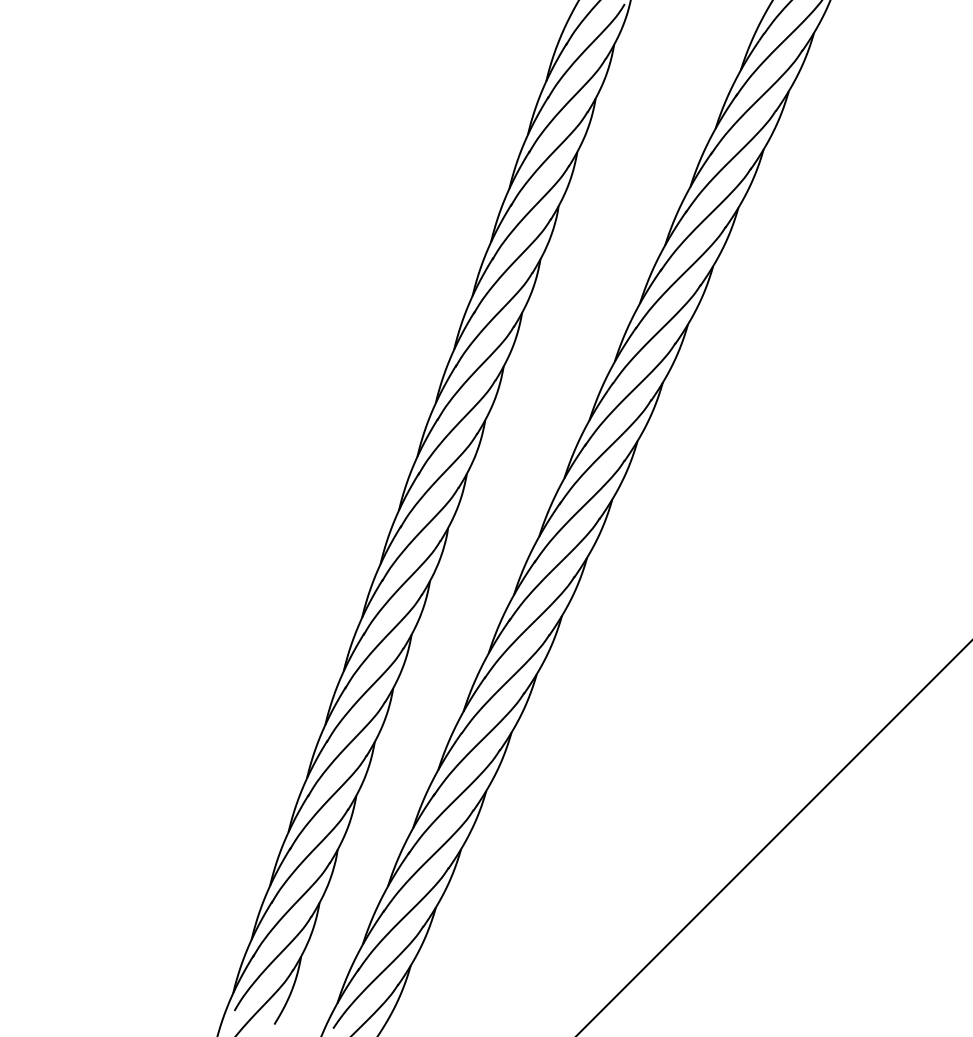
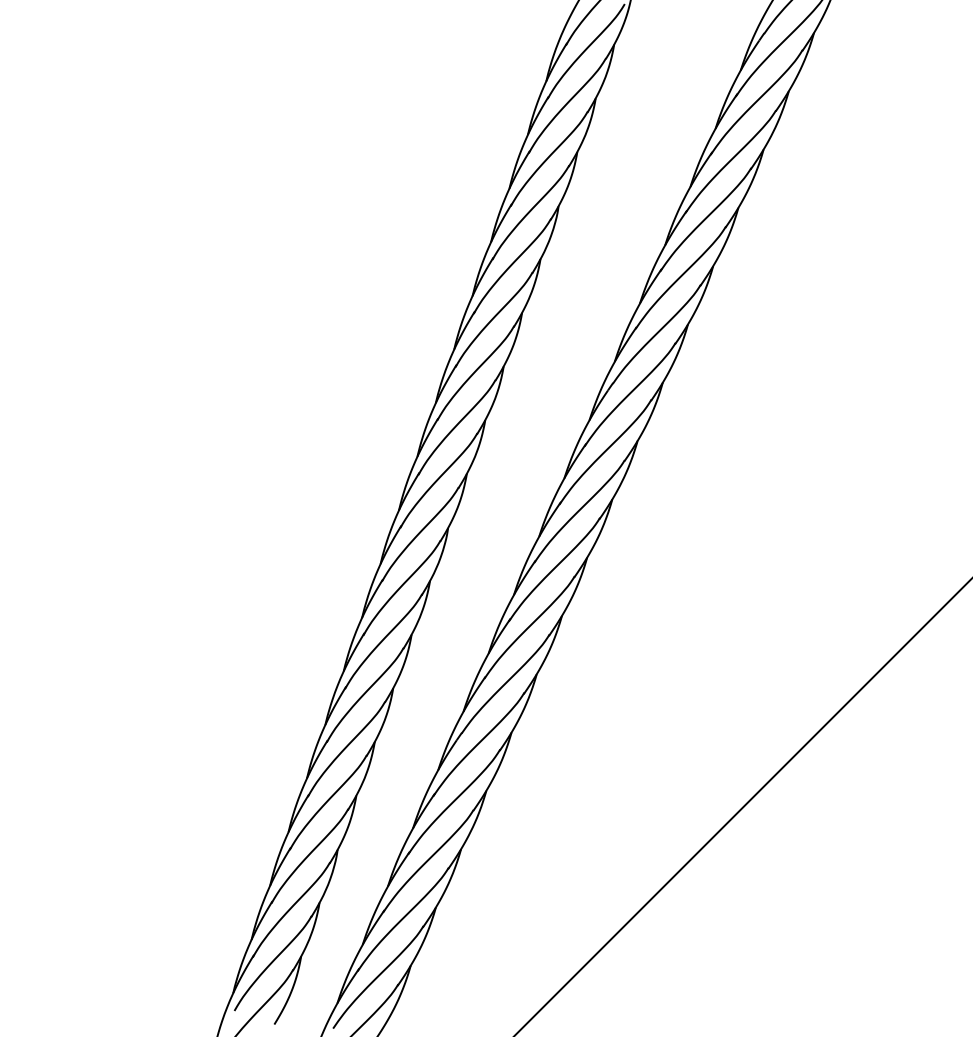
line position: (773, 837) -> (742, 806) (742, 806)
